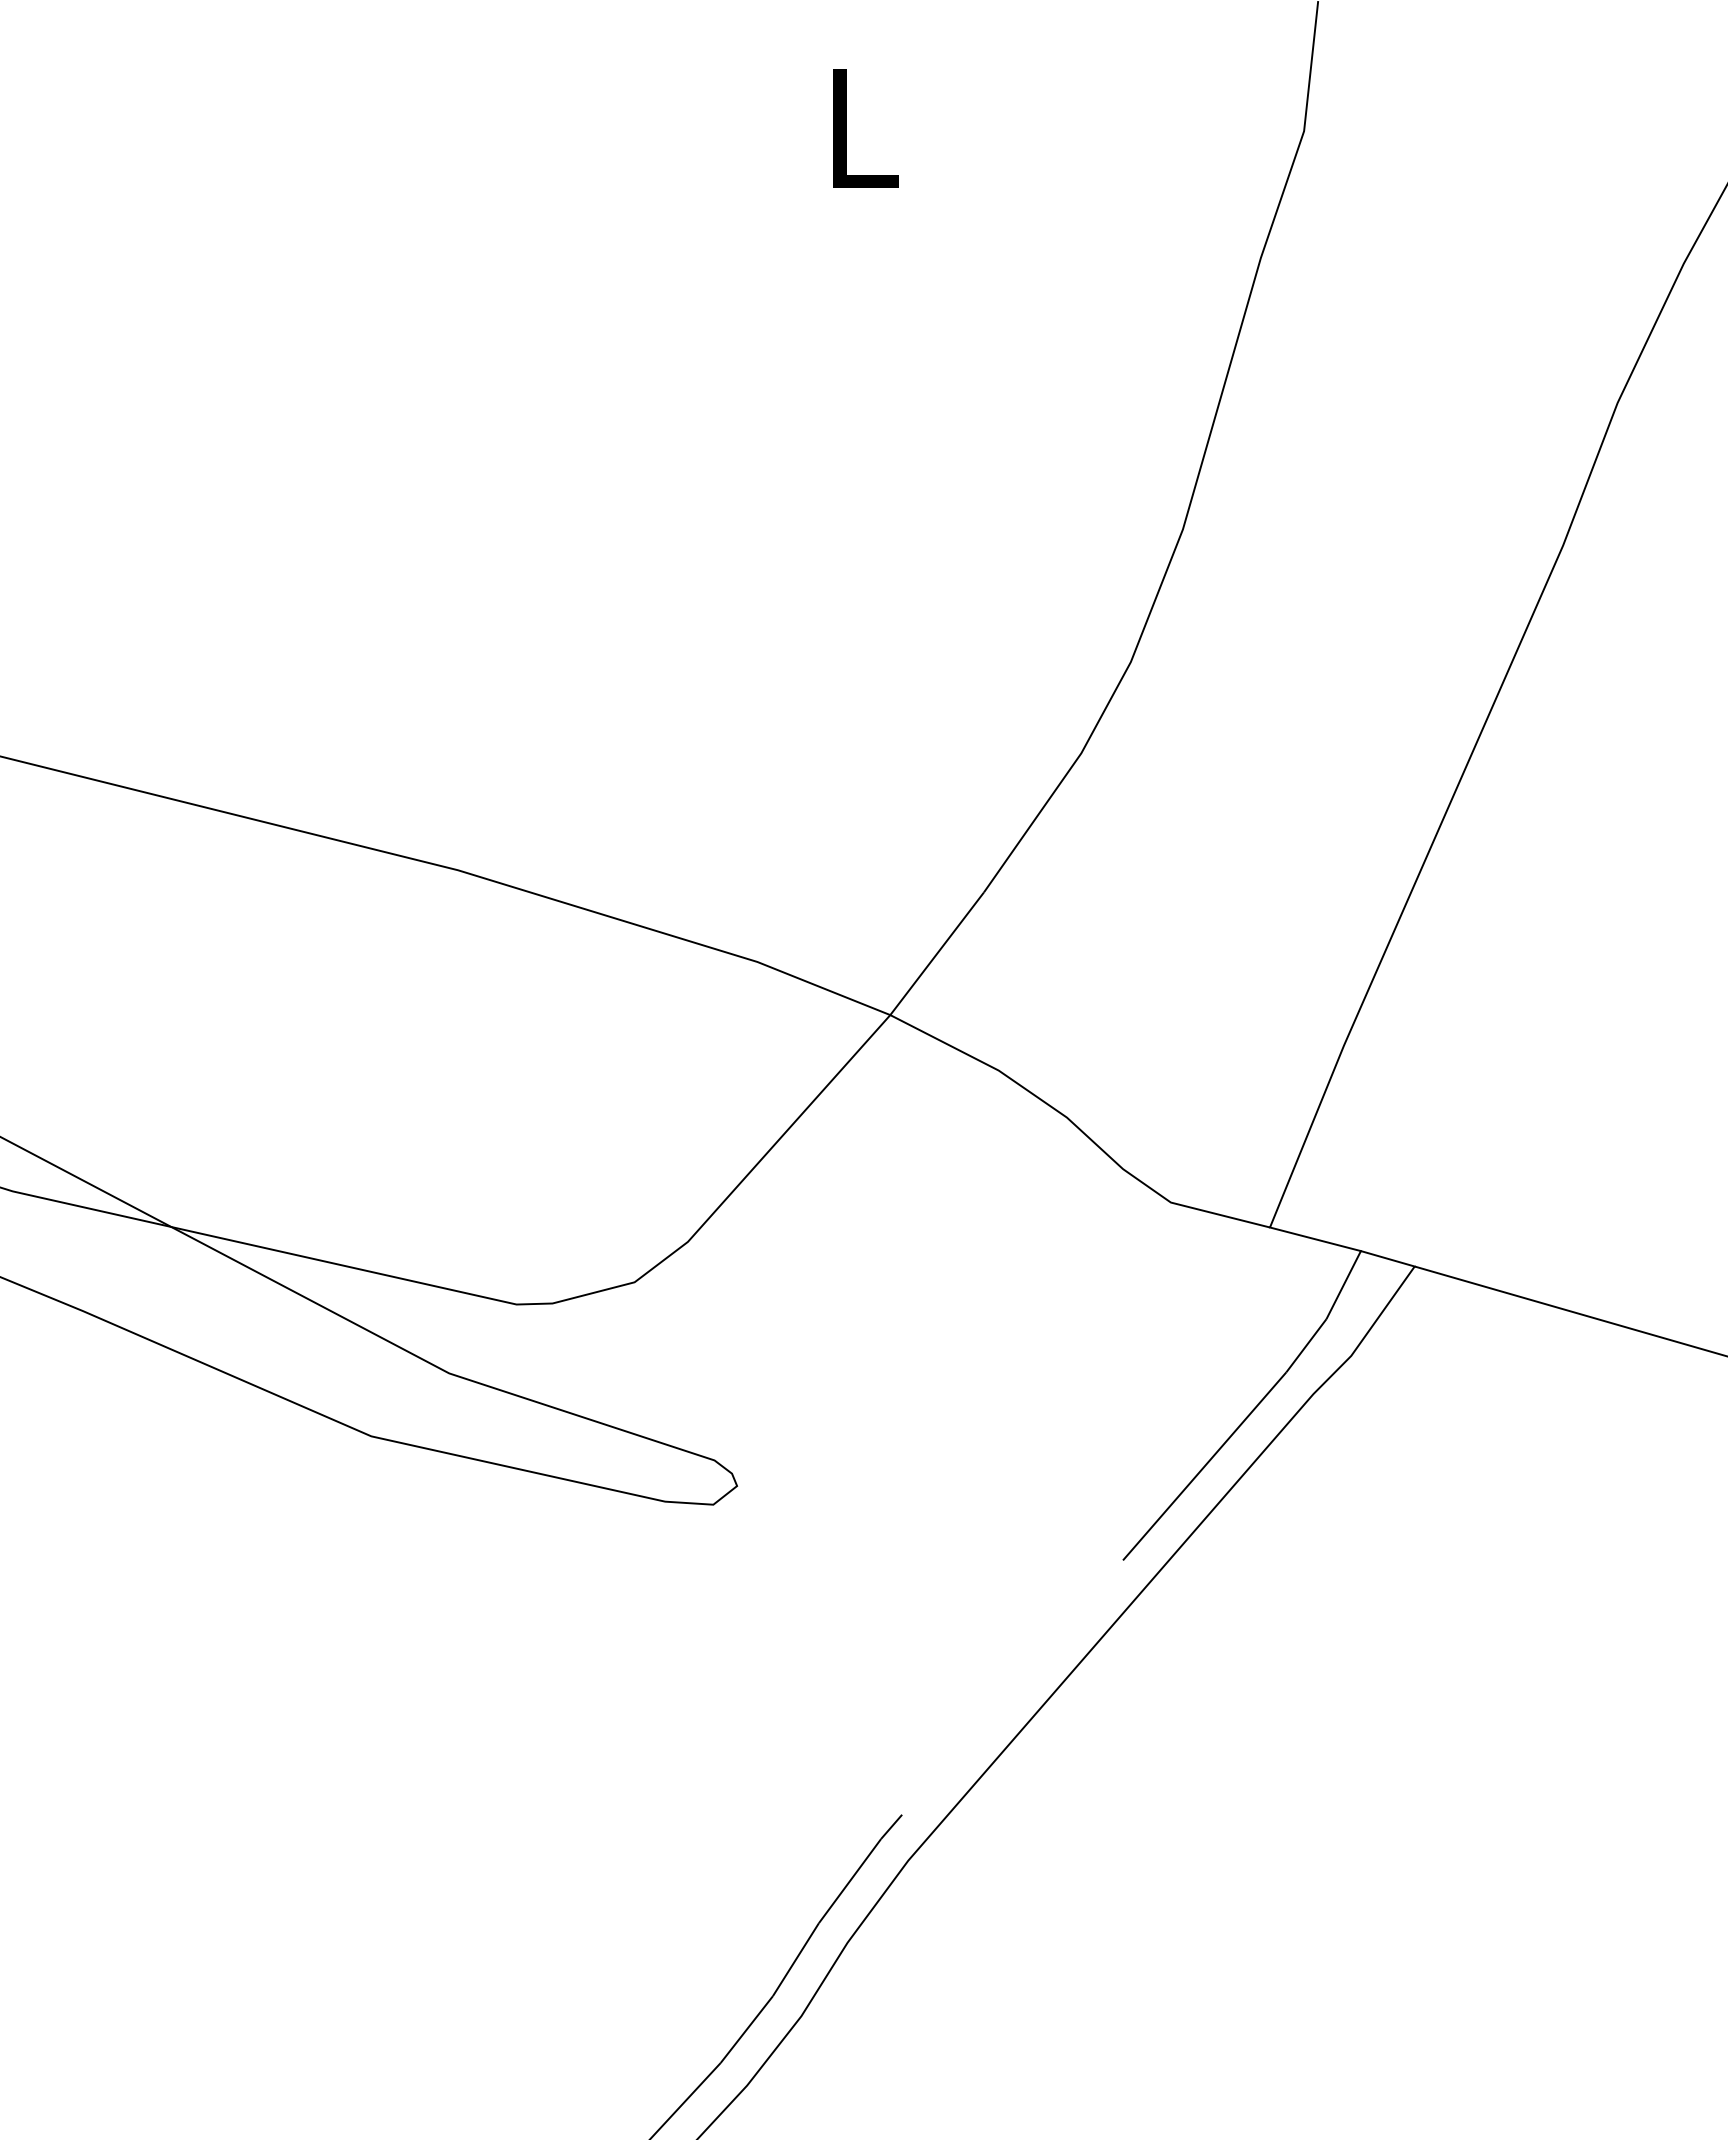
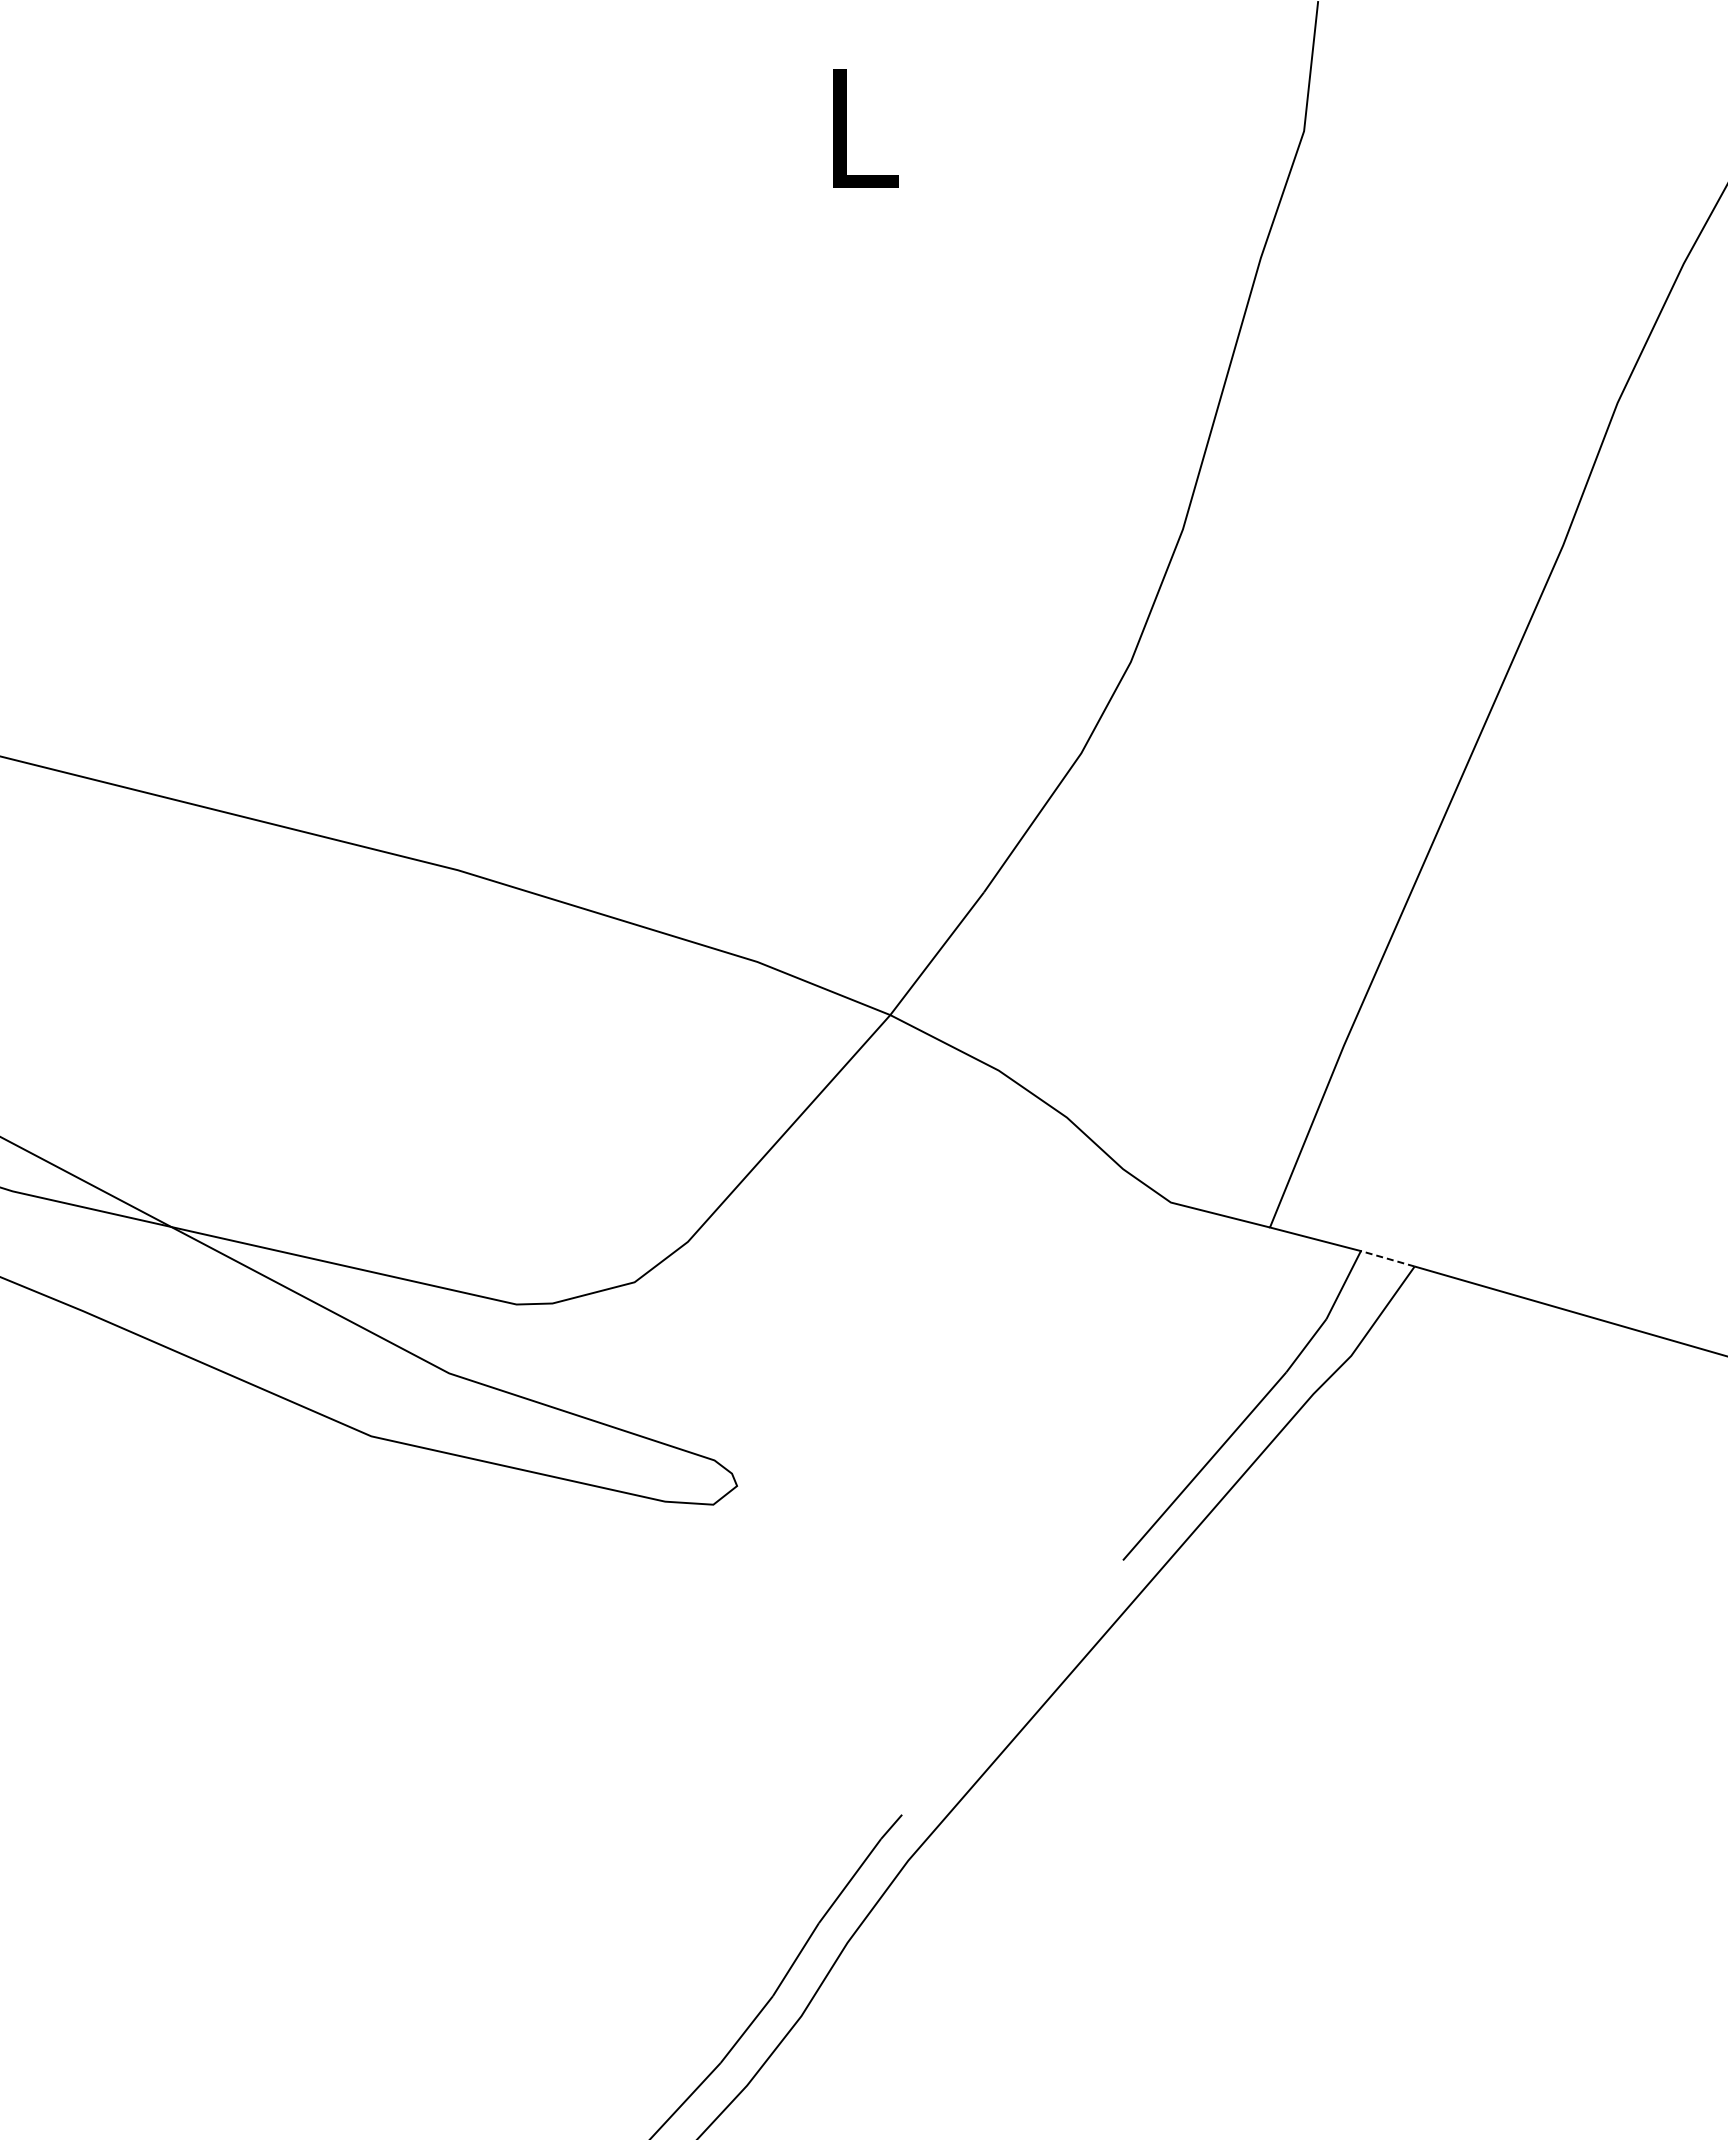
line: solid -> dashed (1387, 1258)
